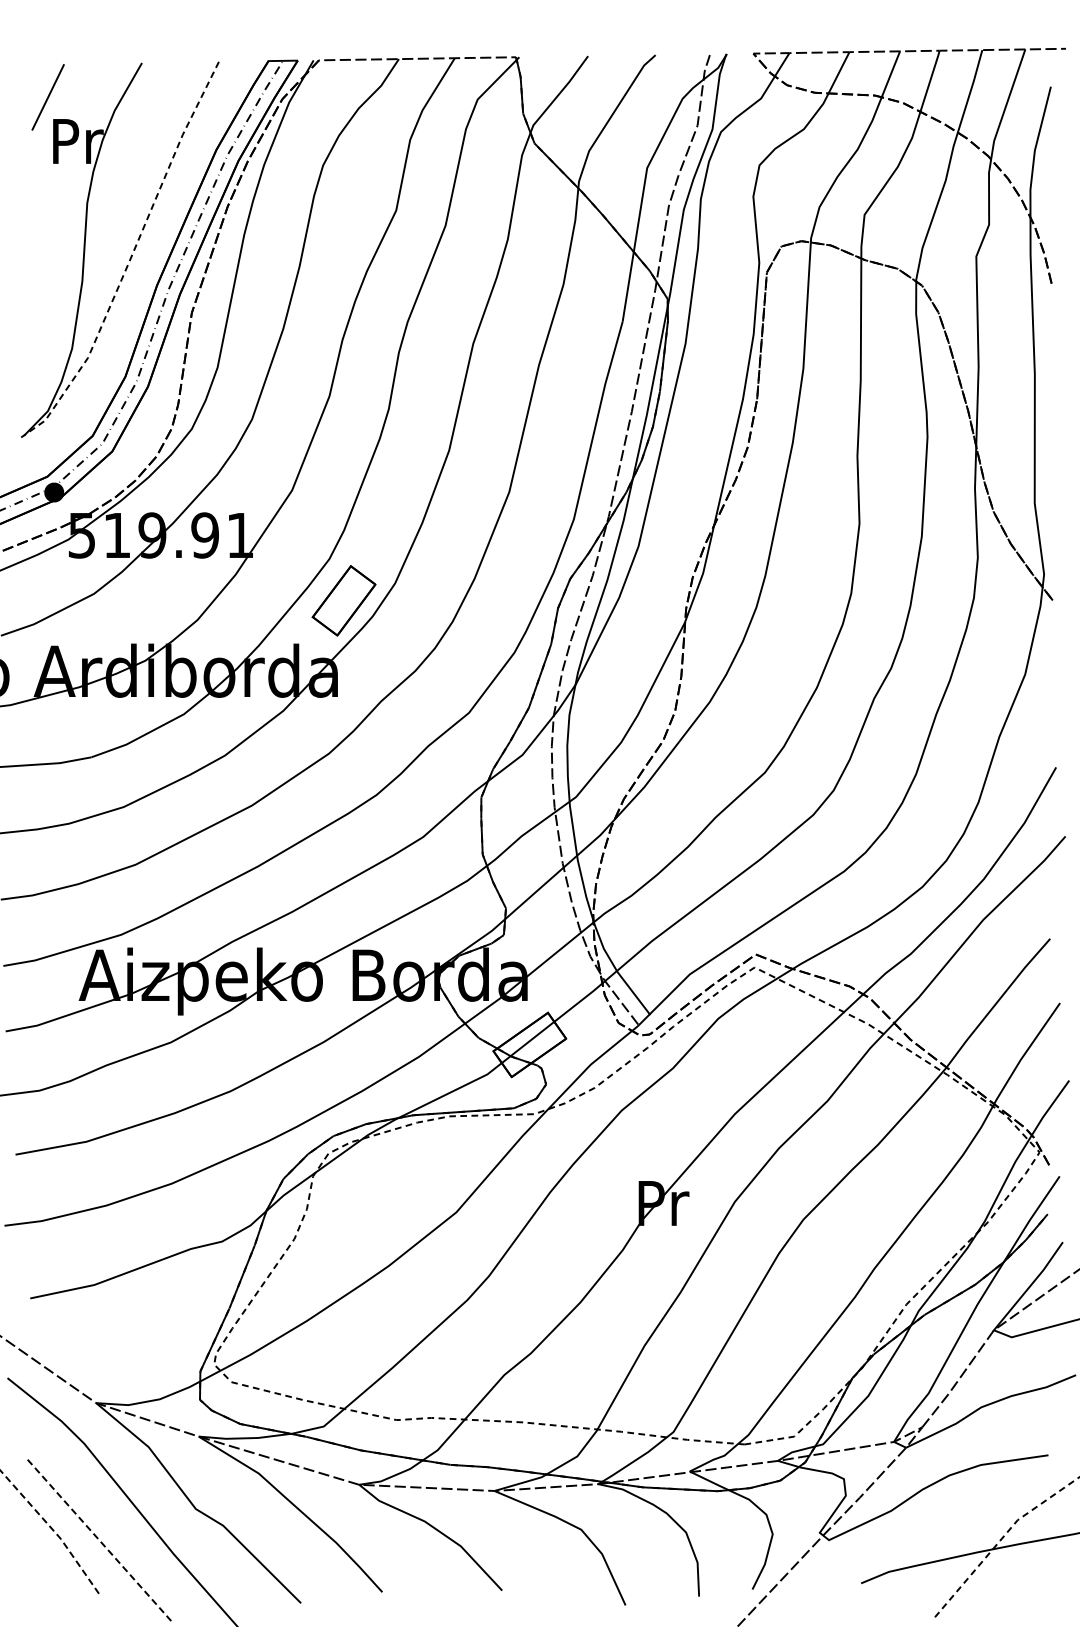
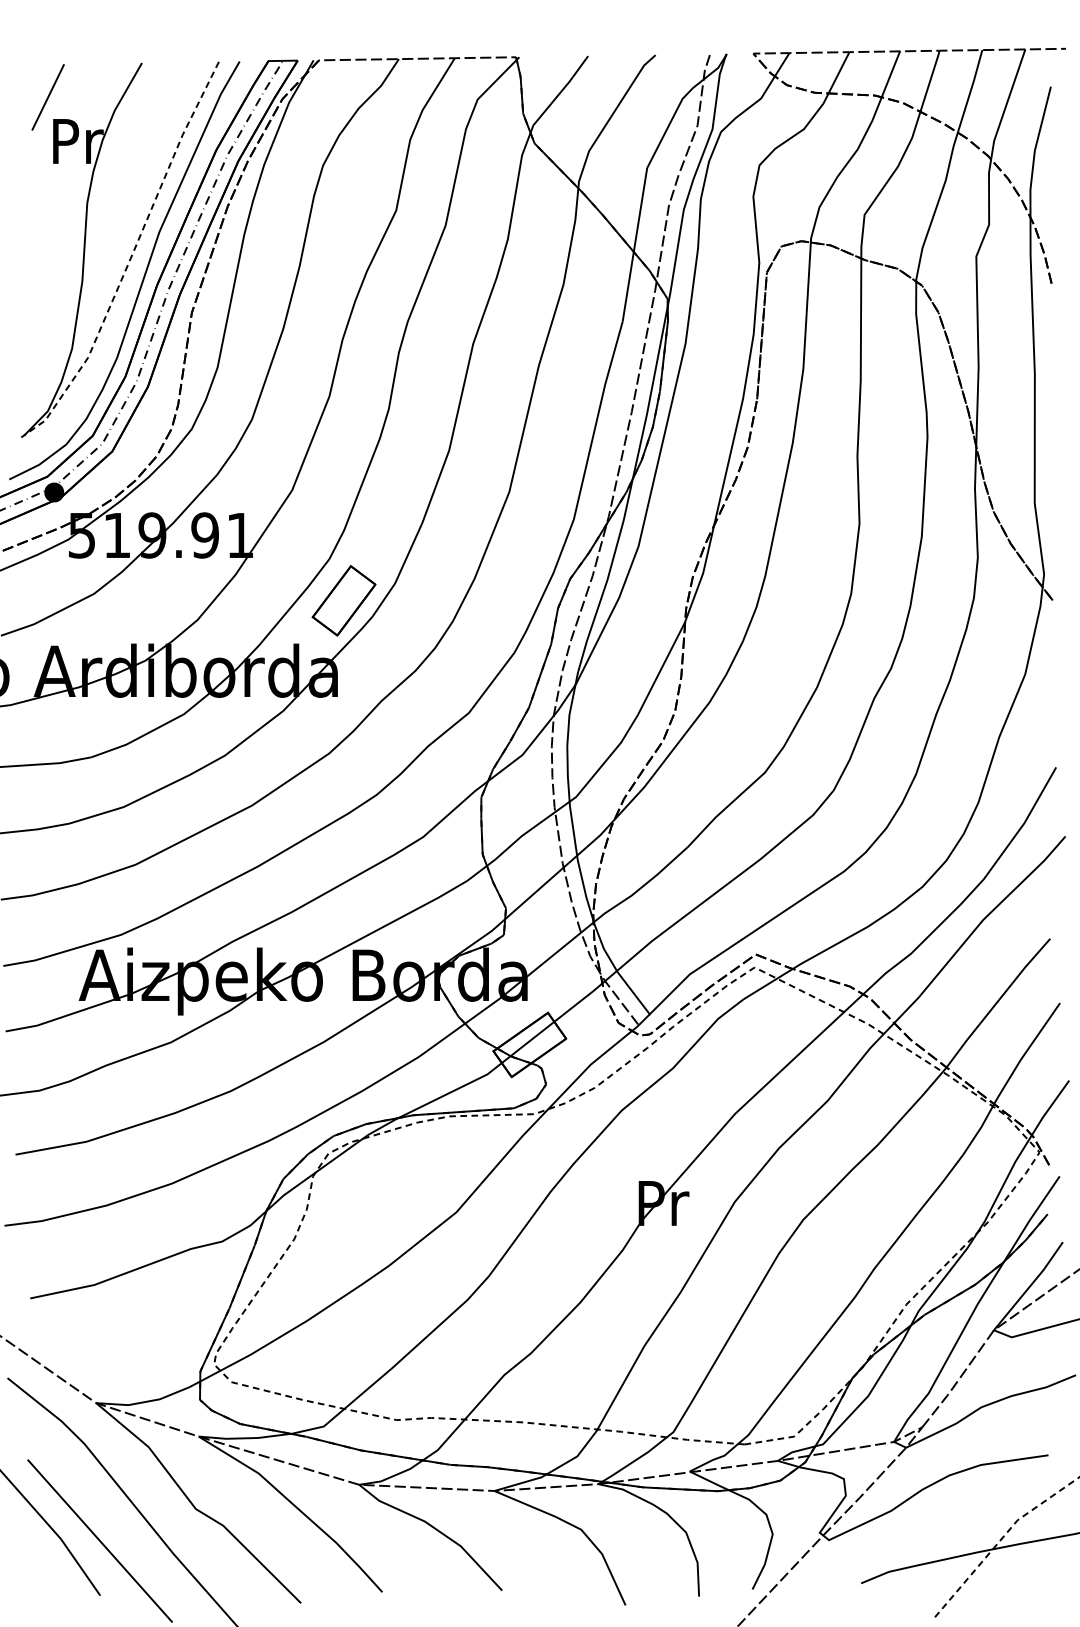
curve: none -> present (143, 275)
line: dashed -> solid (54, 1531)
line: dashed -> solid (100, 1541)
